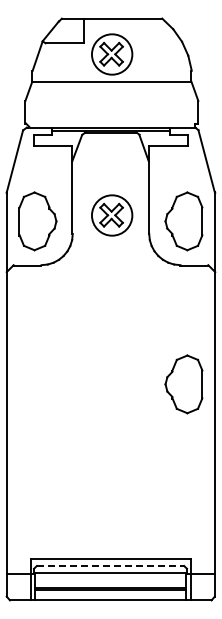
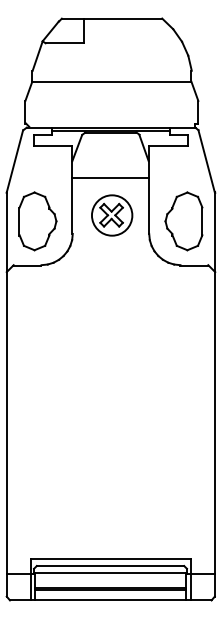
part: present -> none (112, 54)
line: none -> present (110, 178)
part: present -> none (183, 384)
line: dashed -> solid (110, 566)
